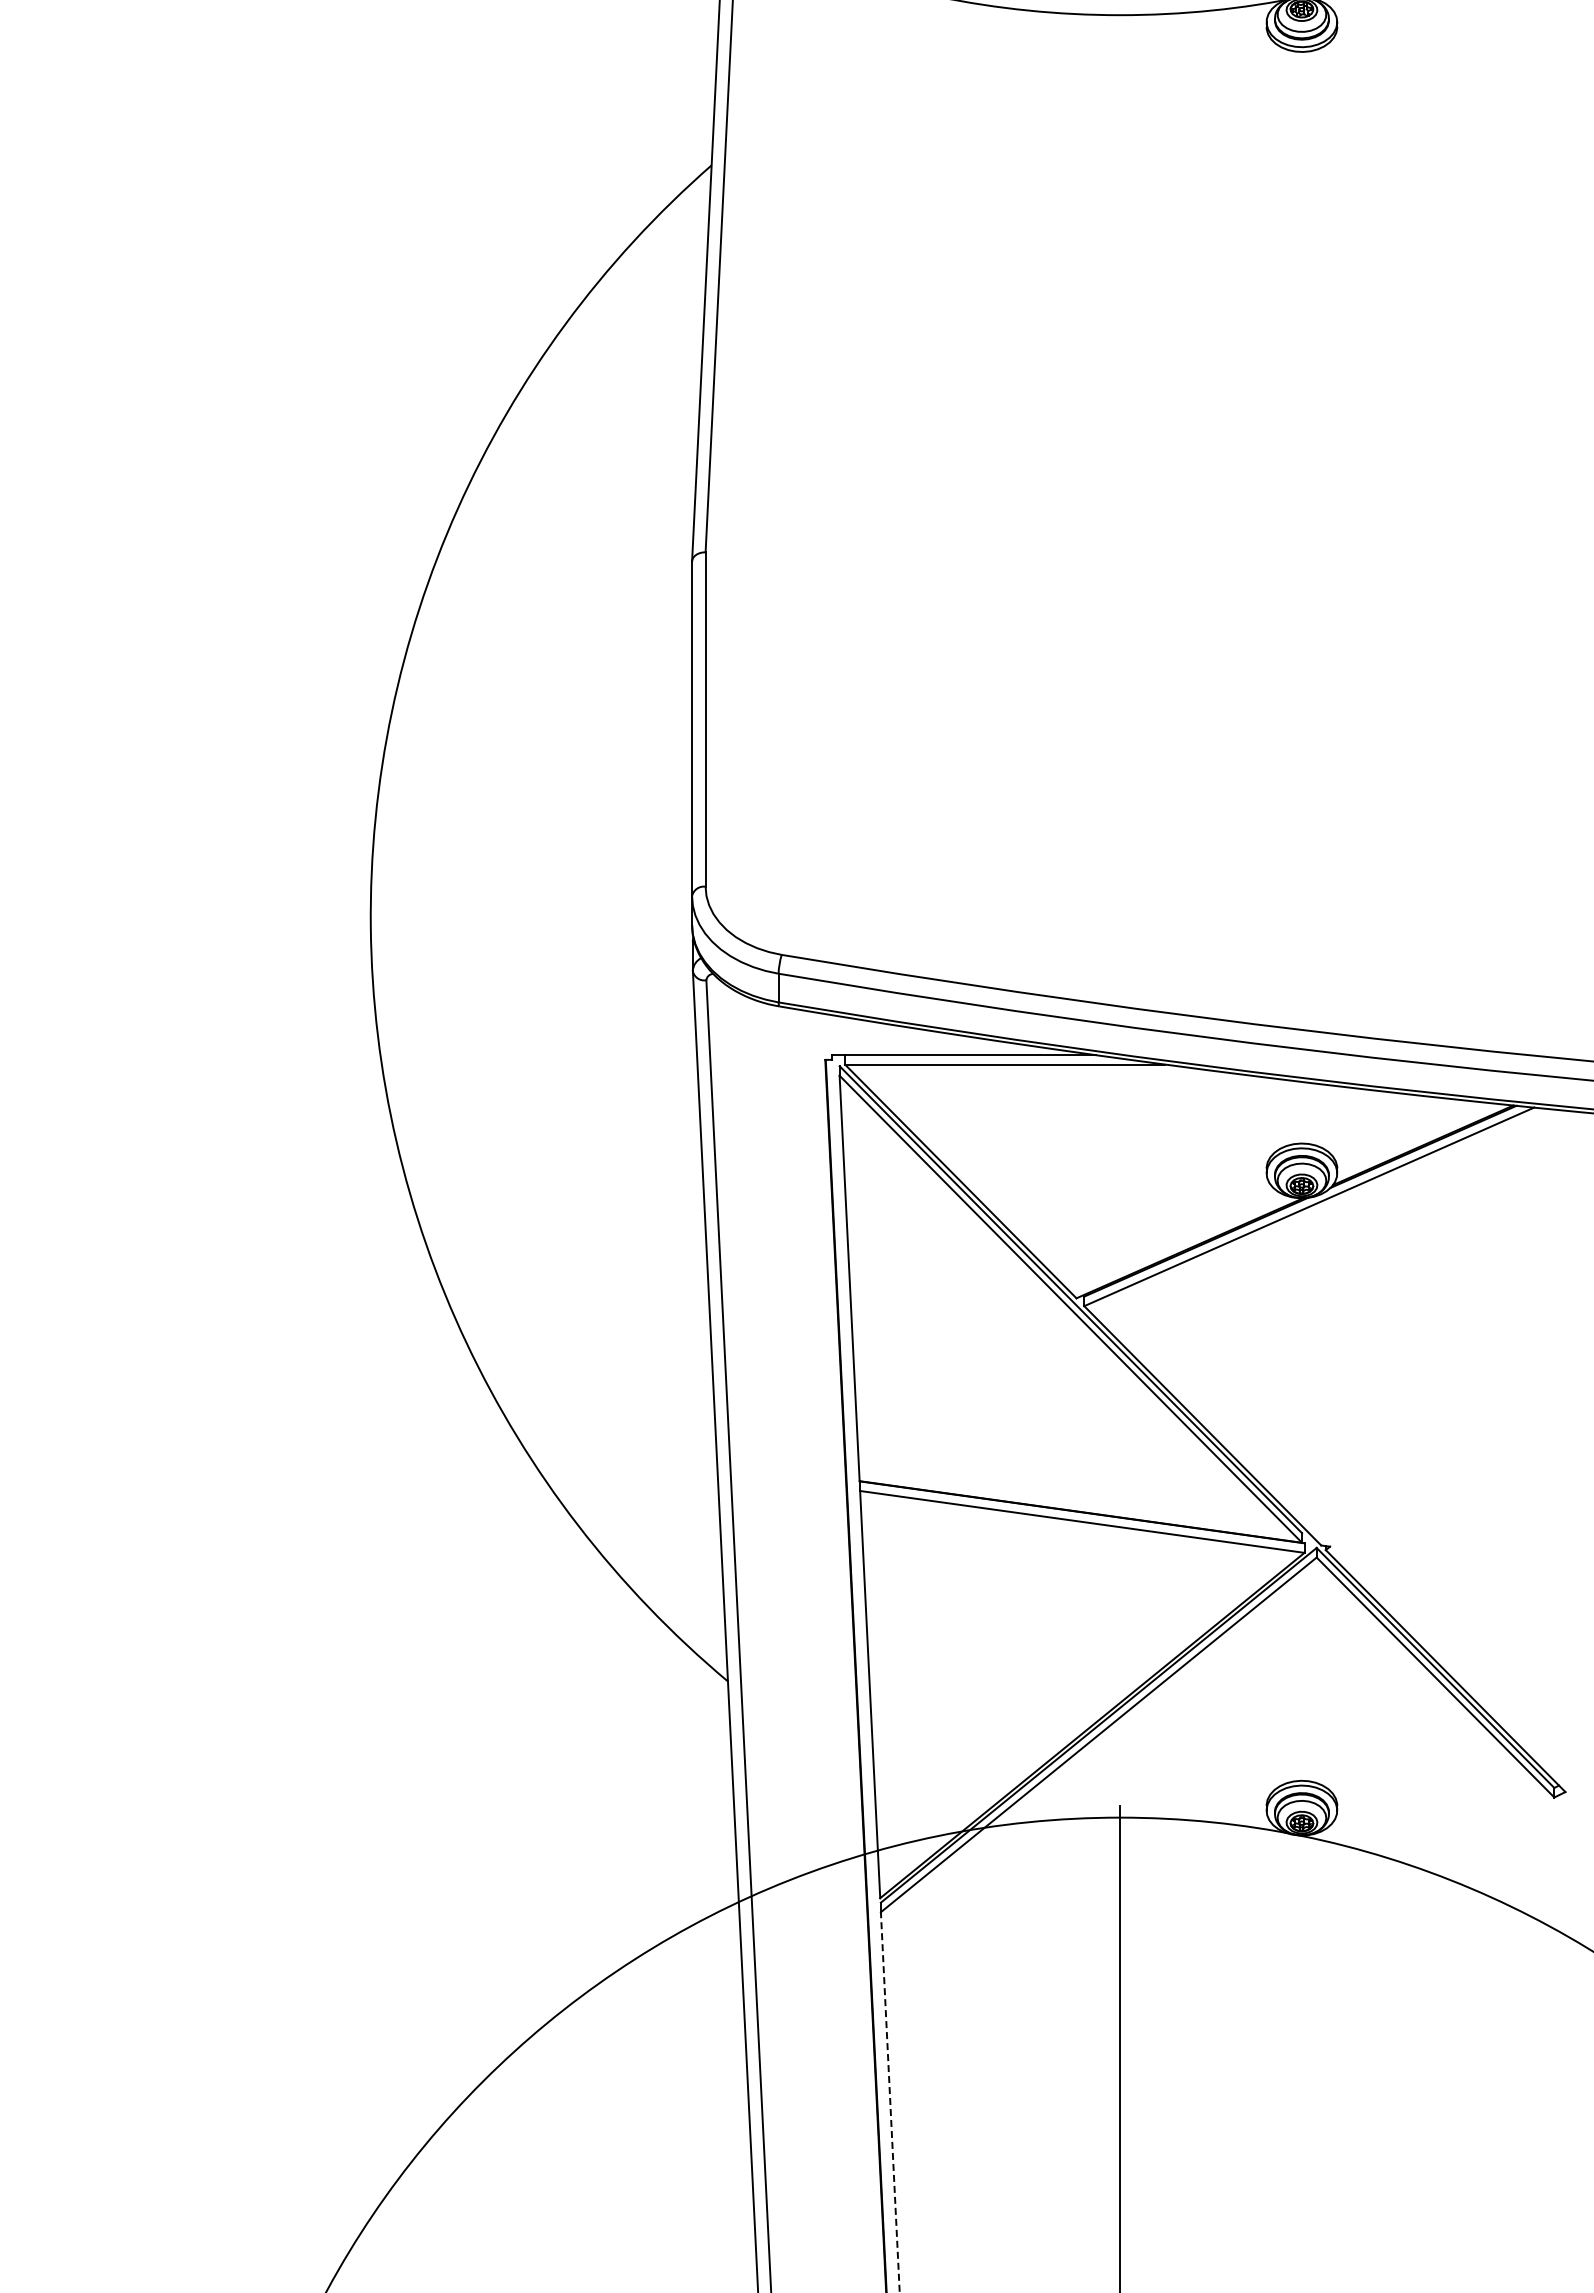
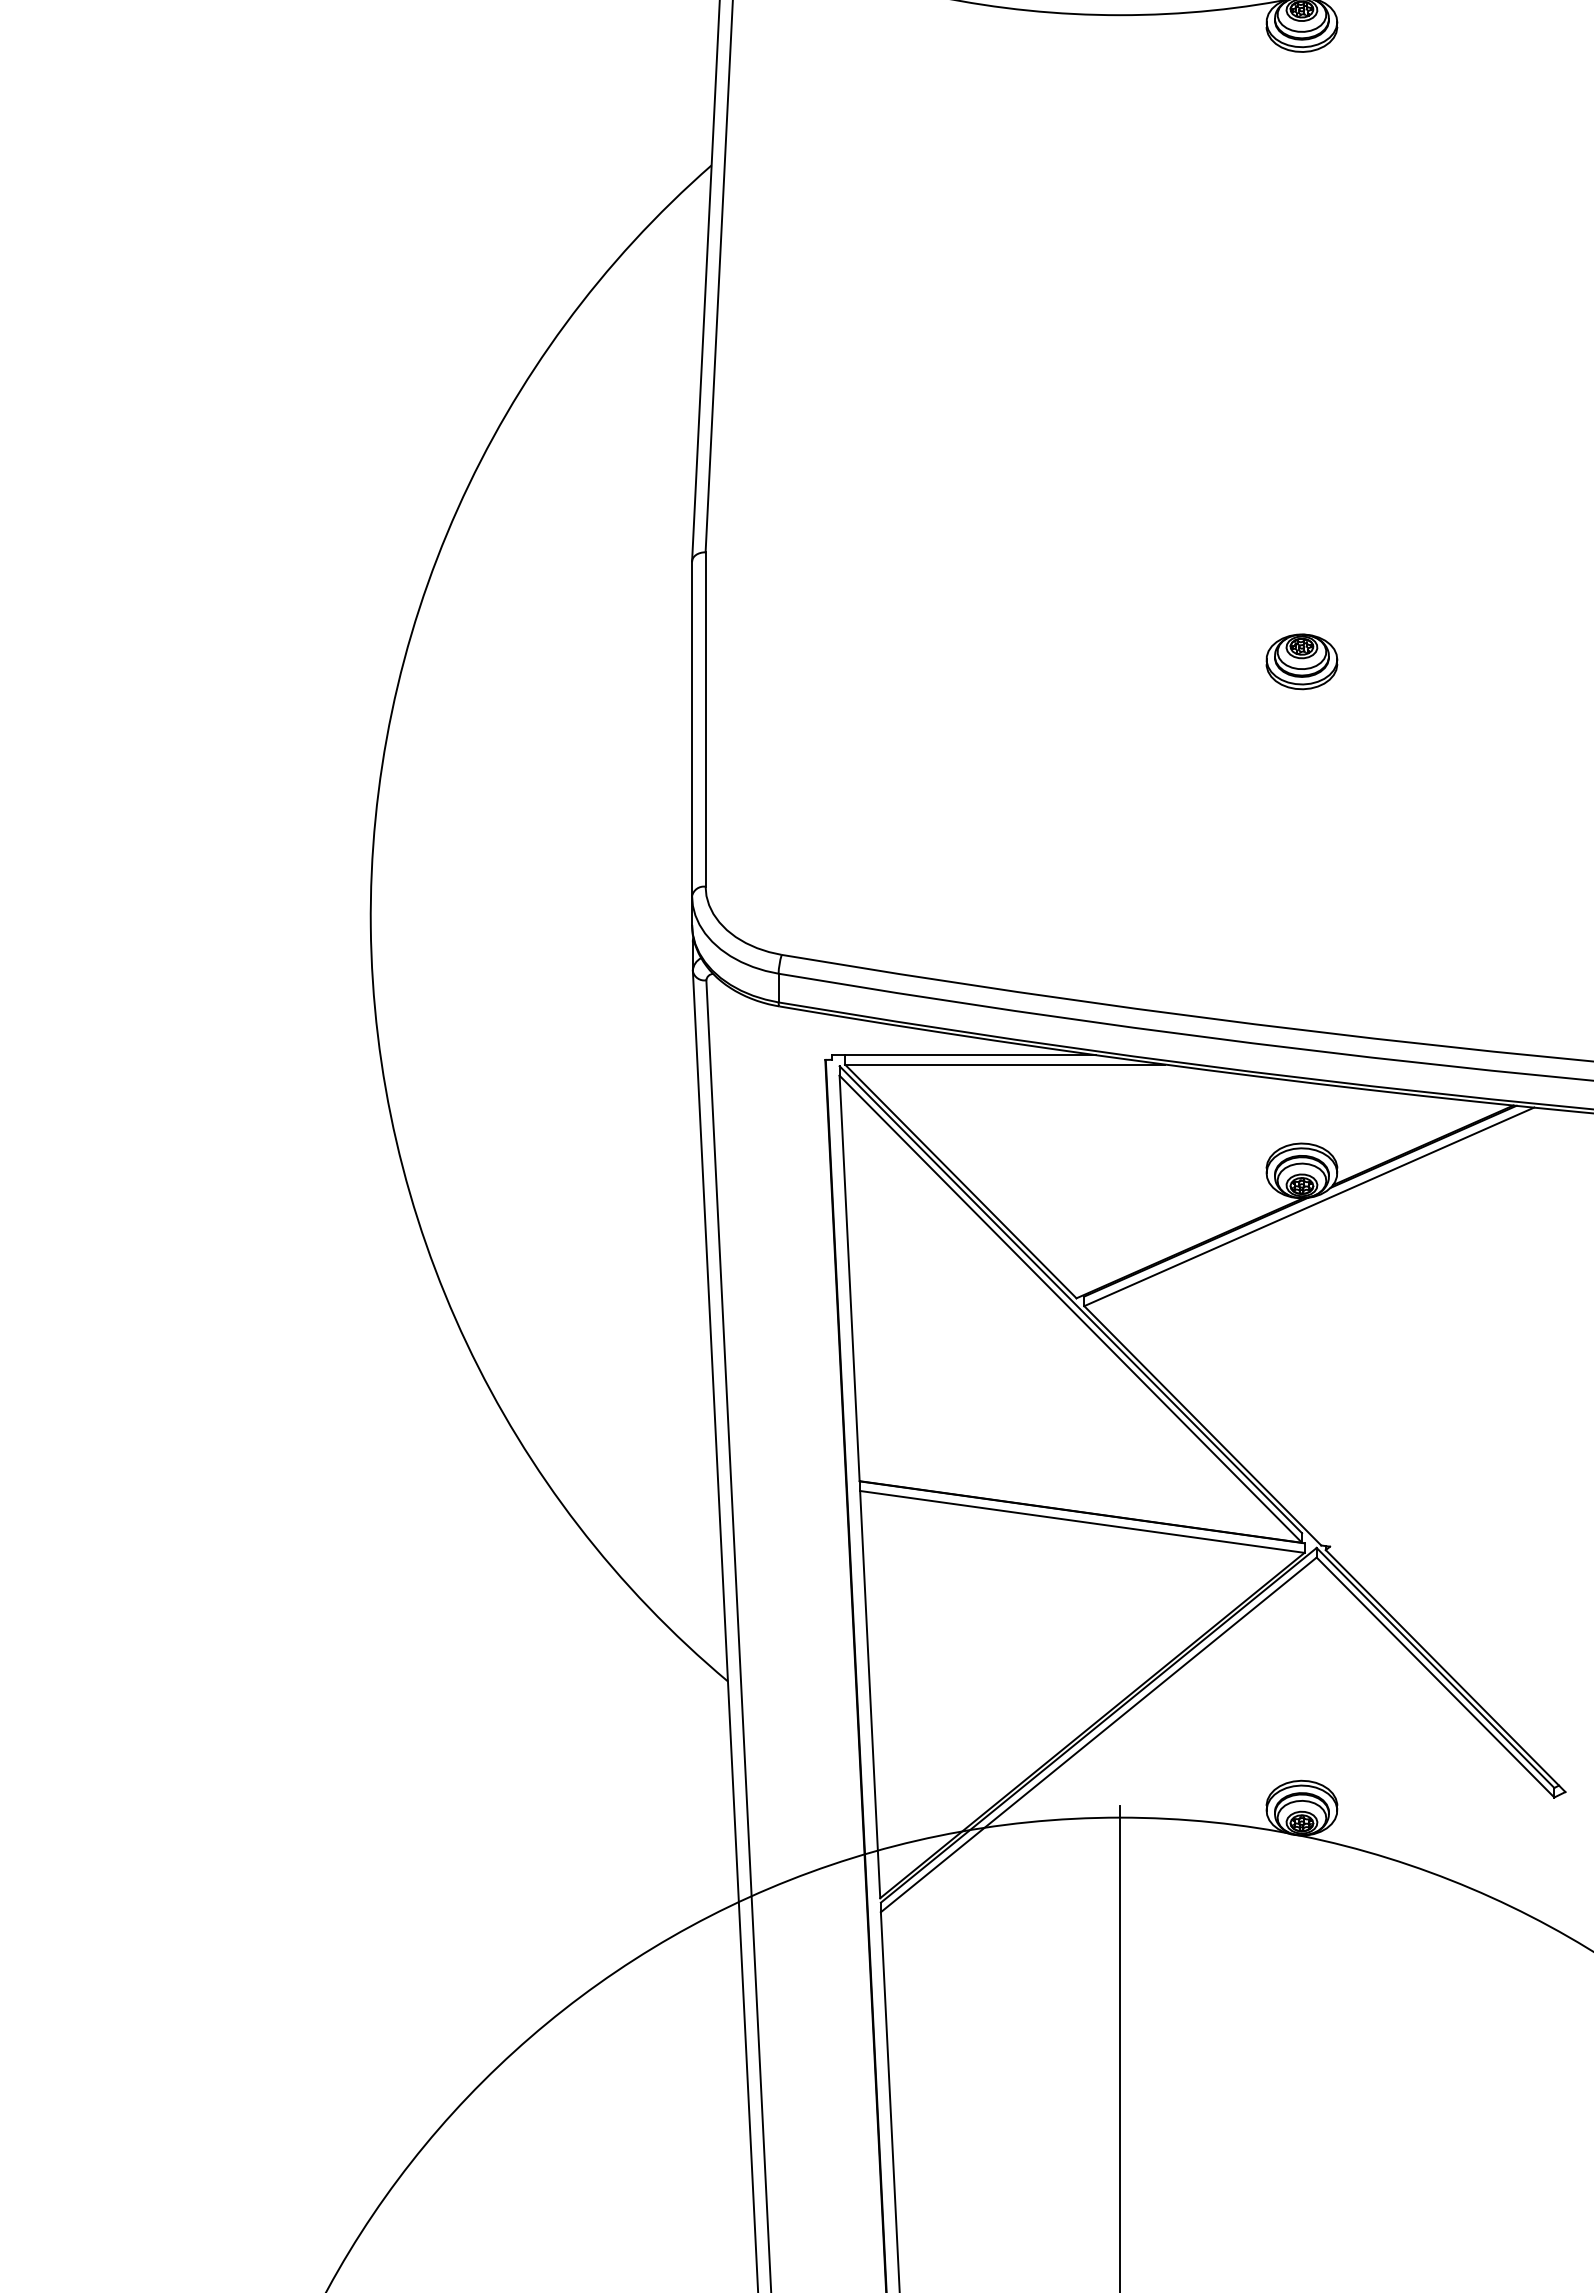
part: none -> present (1301, 661)
line: dashed -> solid (890, 2102)
